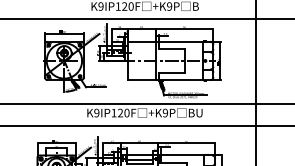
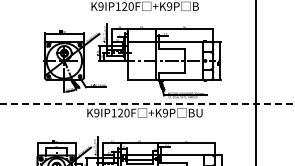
line: present -> none (146, 19)
line: solid -> dashed (147, 104)
line: present -> none (146, 125)
